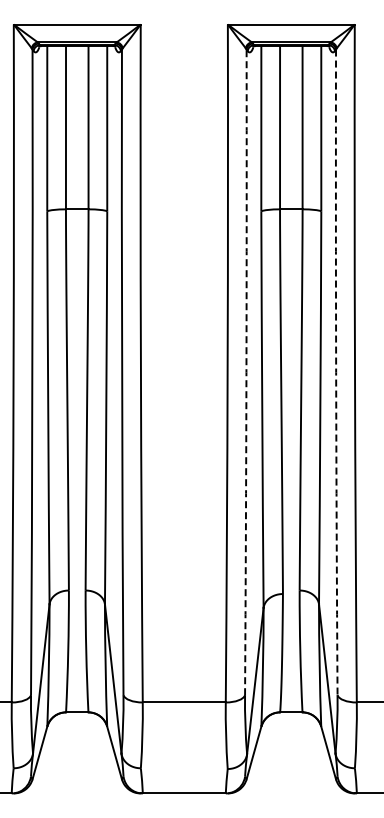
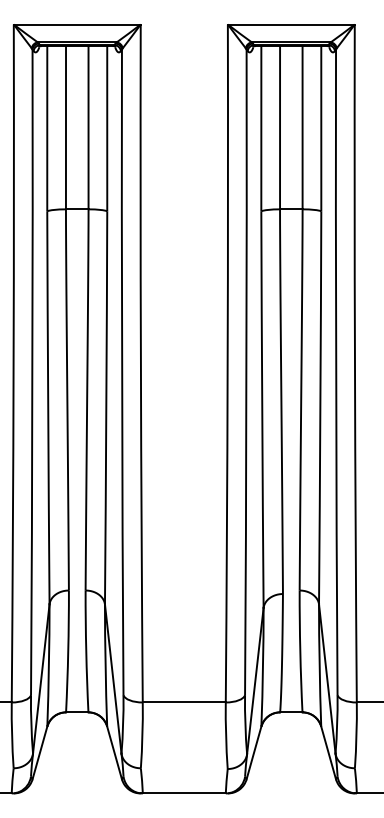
arc: dashed -> solid (246, 372)
arc: dashed -> solid (336, 372)
